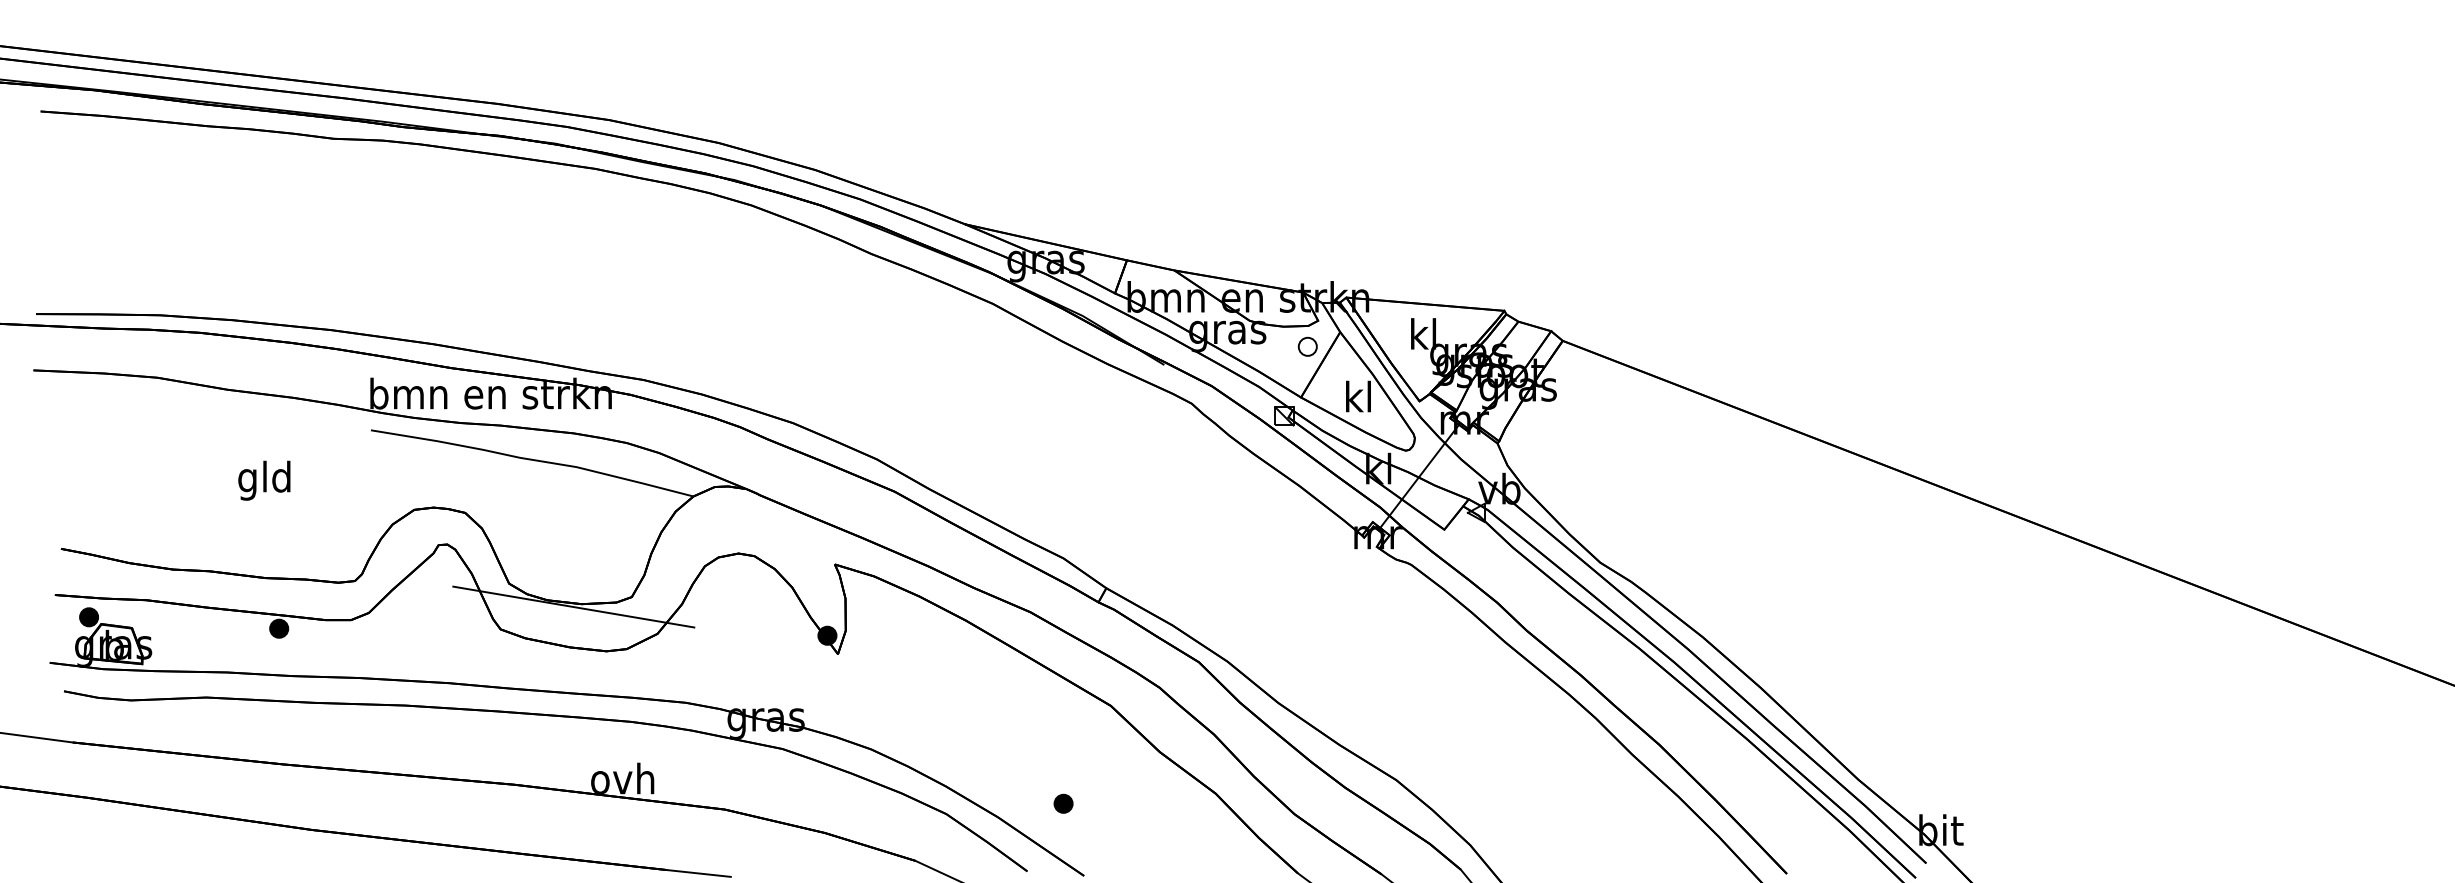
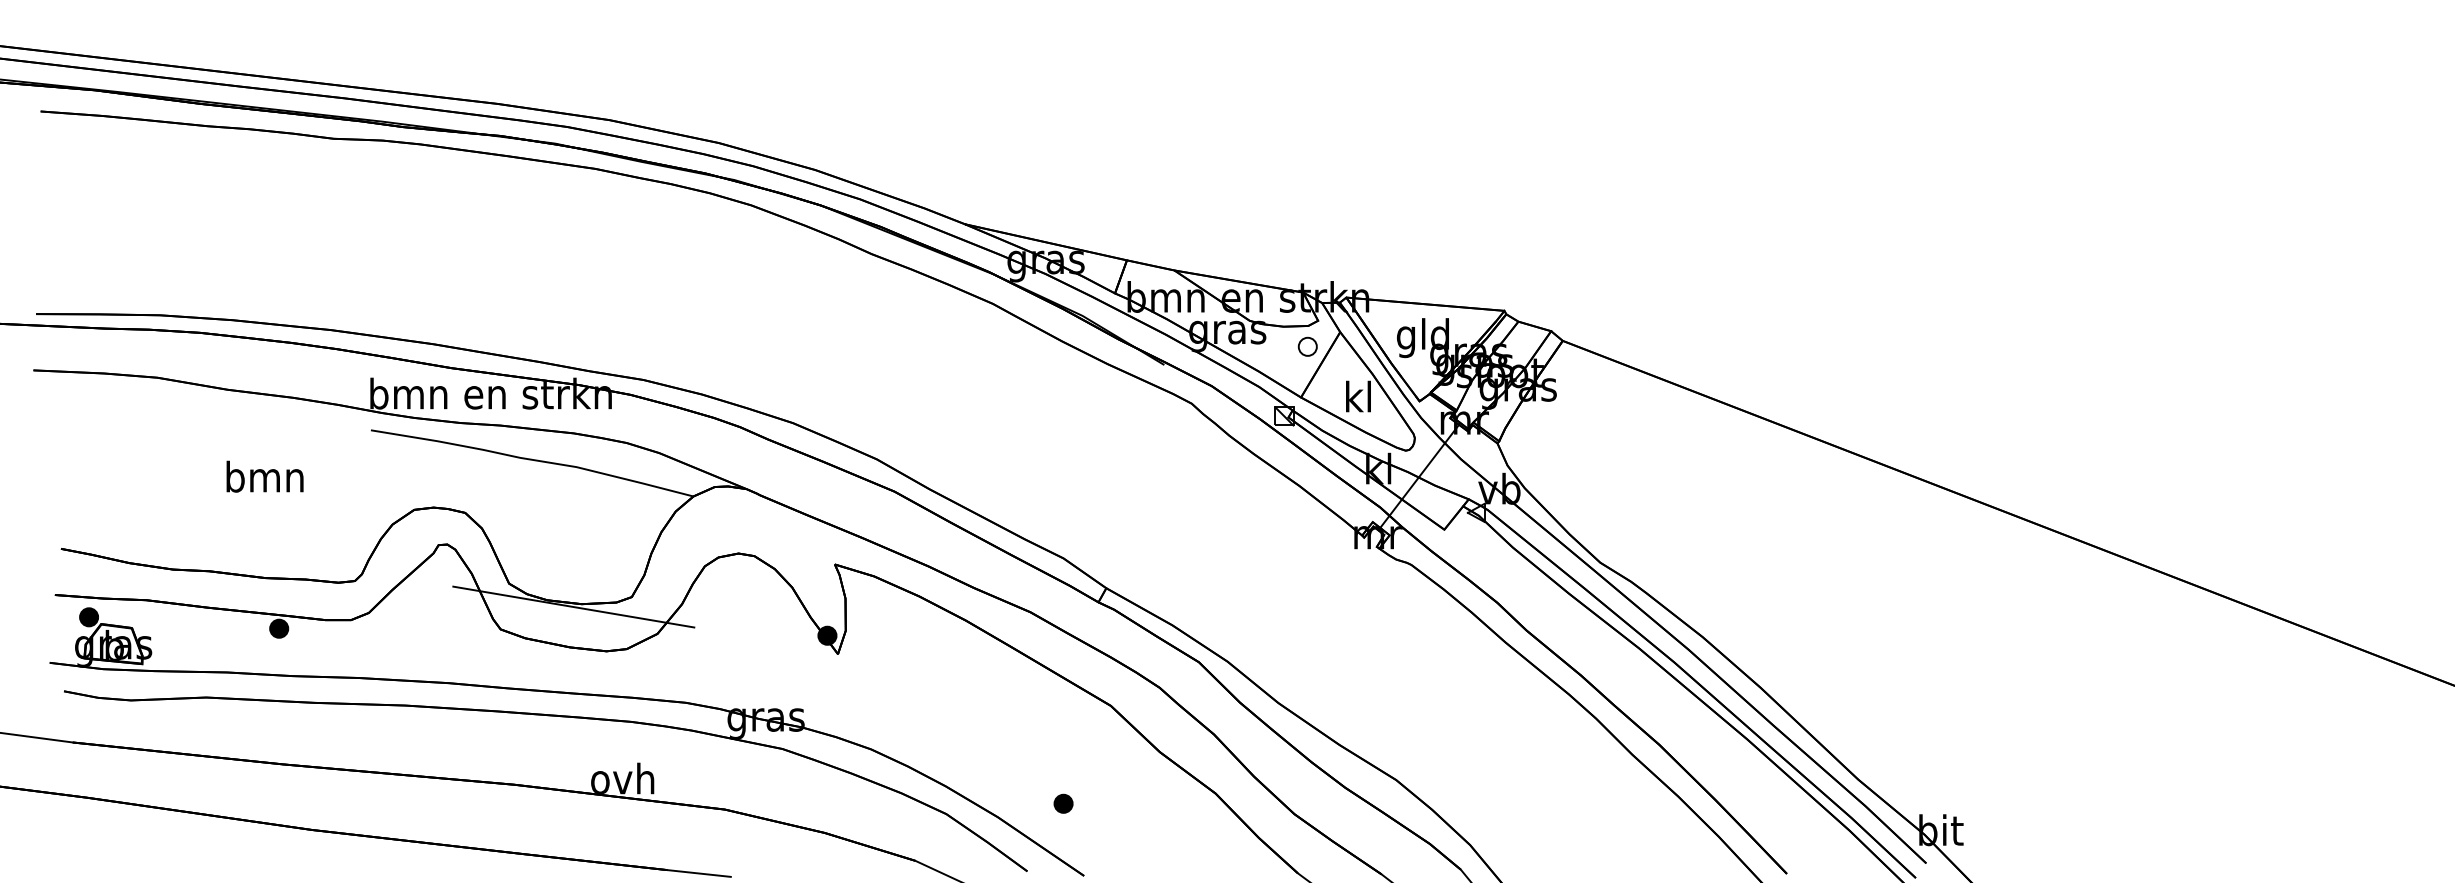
text: kl -> gld (1422, 338)
text: gld -> bmn (264, 480)
